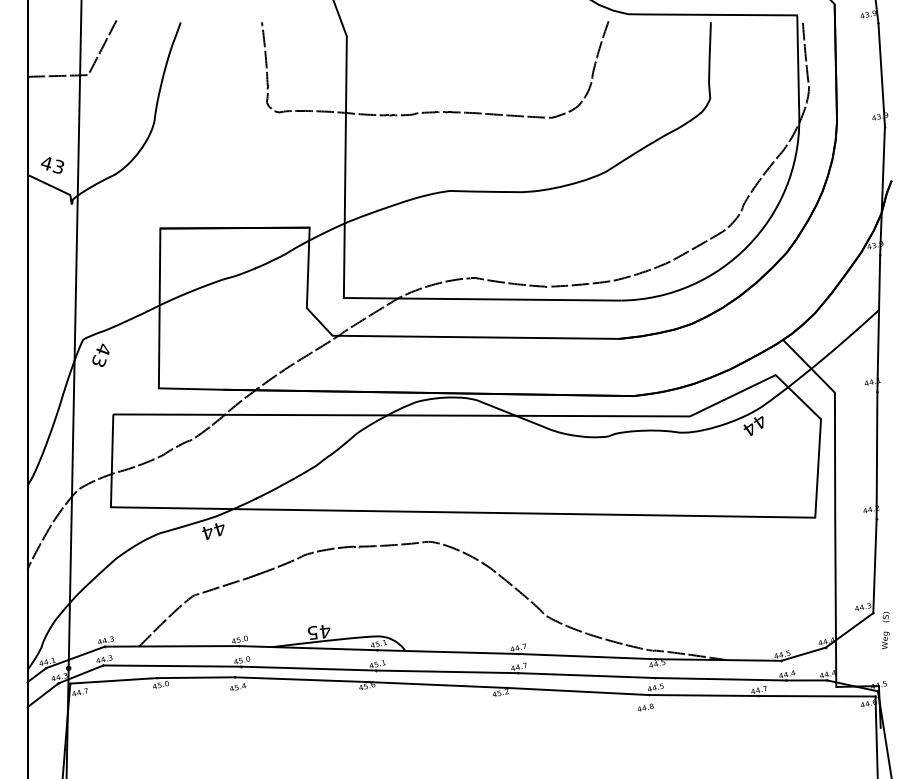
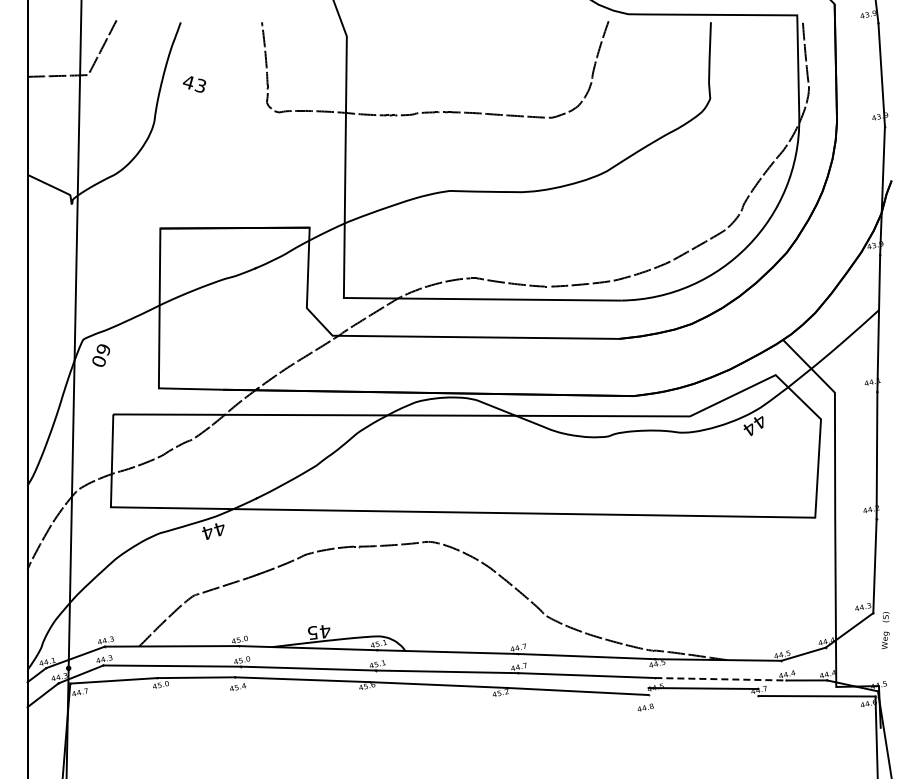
text position: (52, 165) -> (194, 84) (194, 84)
text: 43 -> 60 (101, 354)
line: solid -> dashed (720, 679)
line position: (703, 695) -> (703, 688) (703, 688)
